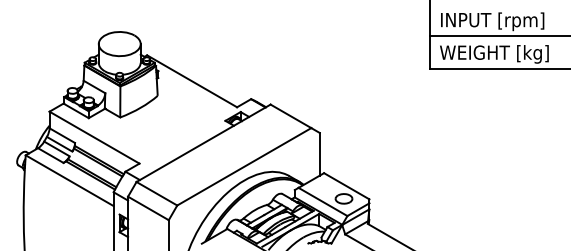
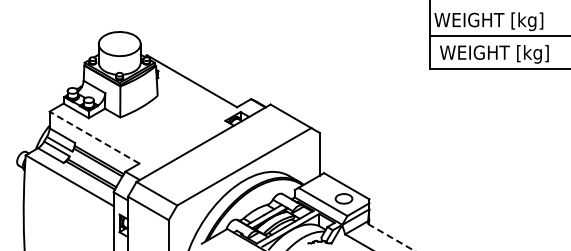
text: INPUT [rpm] -> WEIGHT [kg] (489, 21)
line: solid -> dashed (94, 137)
line: solid -> dashed (391, 237)
